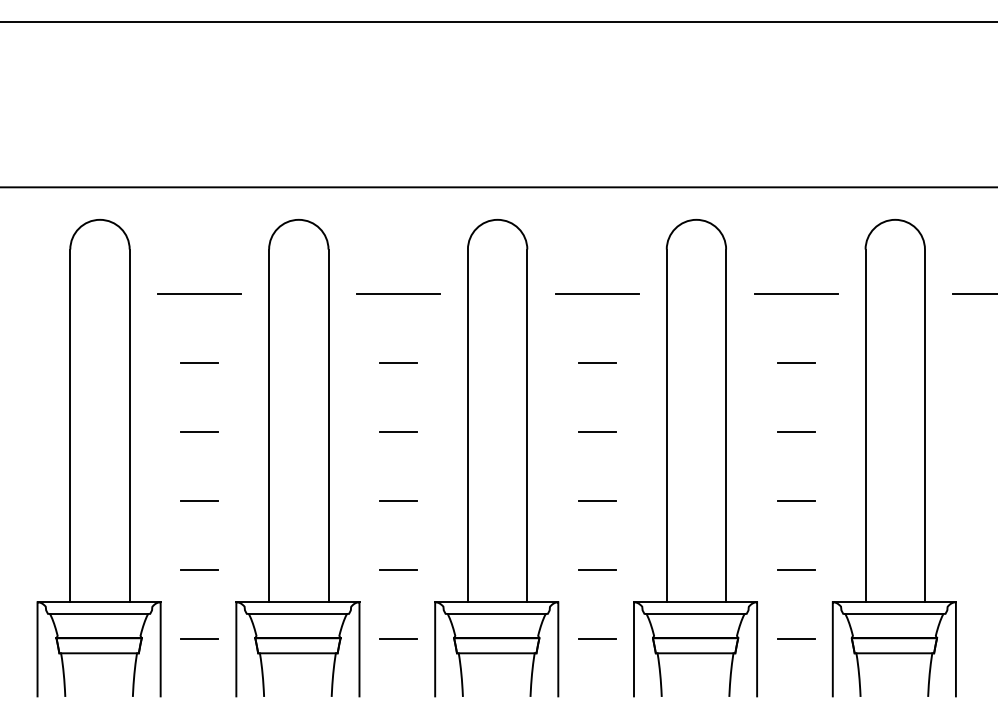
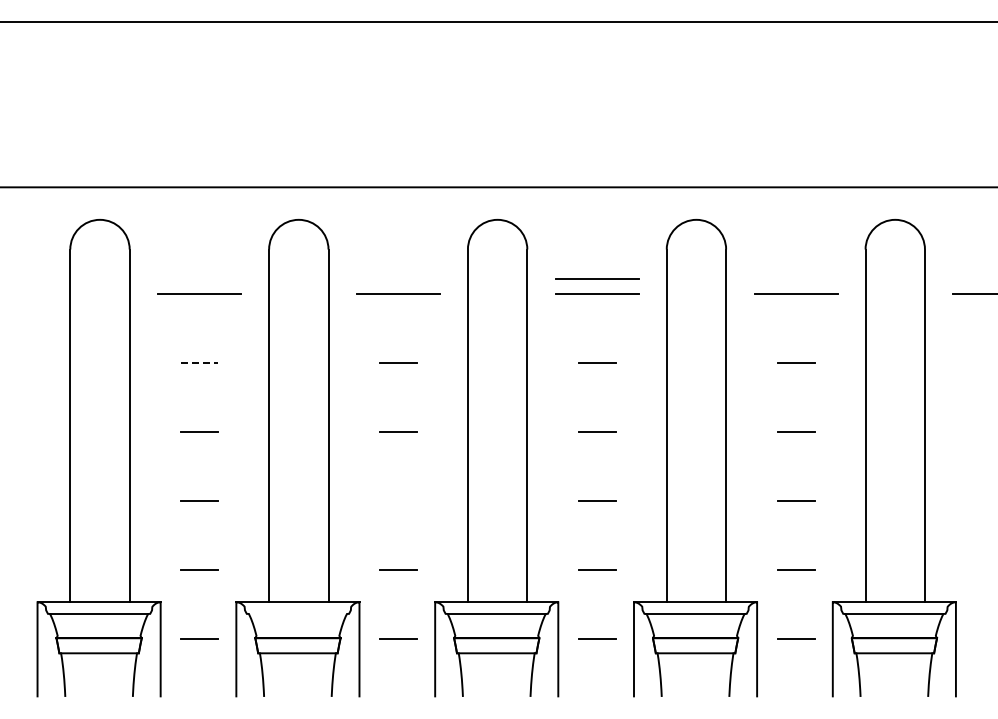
line: none -> present (597, 278)
line: solid -> dashed (200, 362)
line: present -> none (398, 500)
line: present -> none (297, 613)
